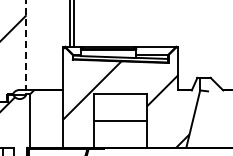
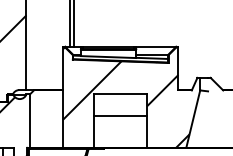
line: dashed -> solid (26, 45)
line position: (120, 121) -> (120, 116) (120, 116)
